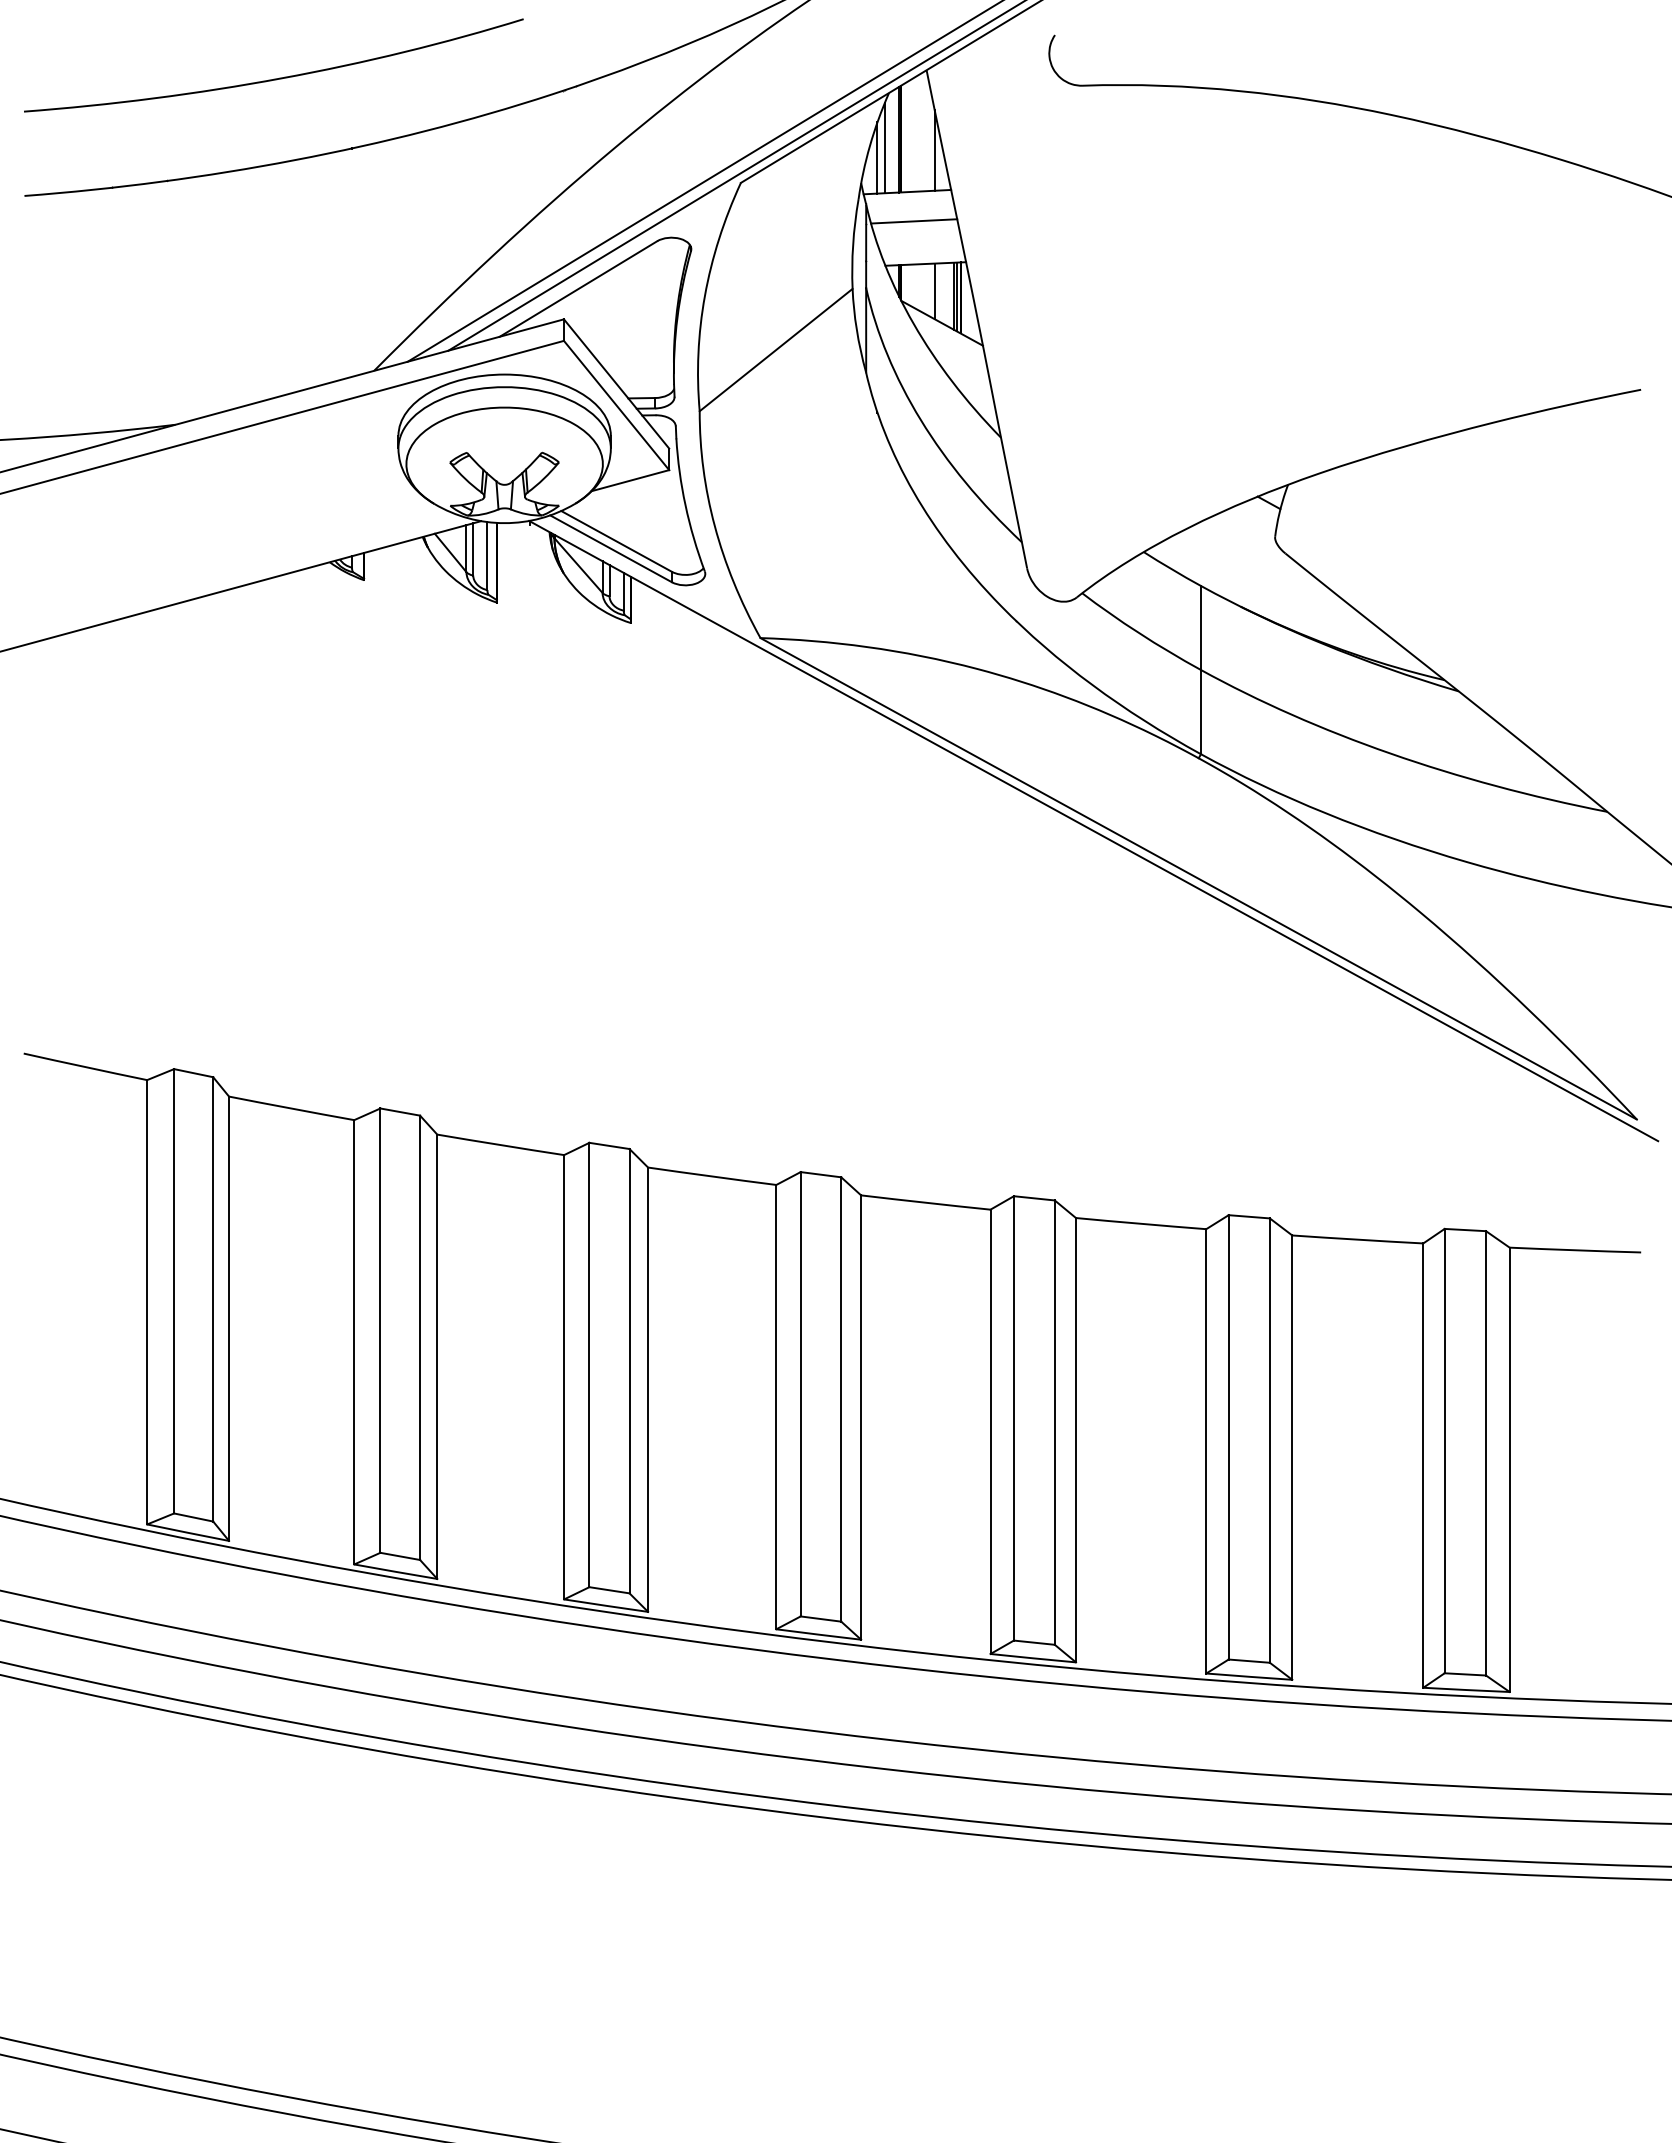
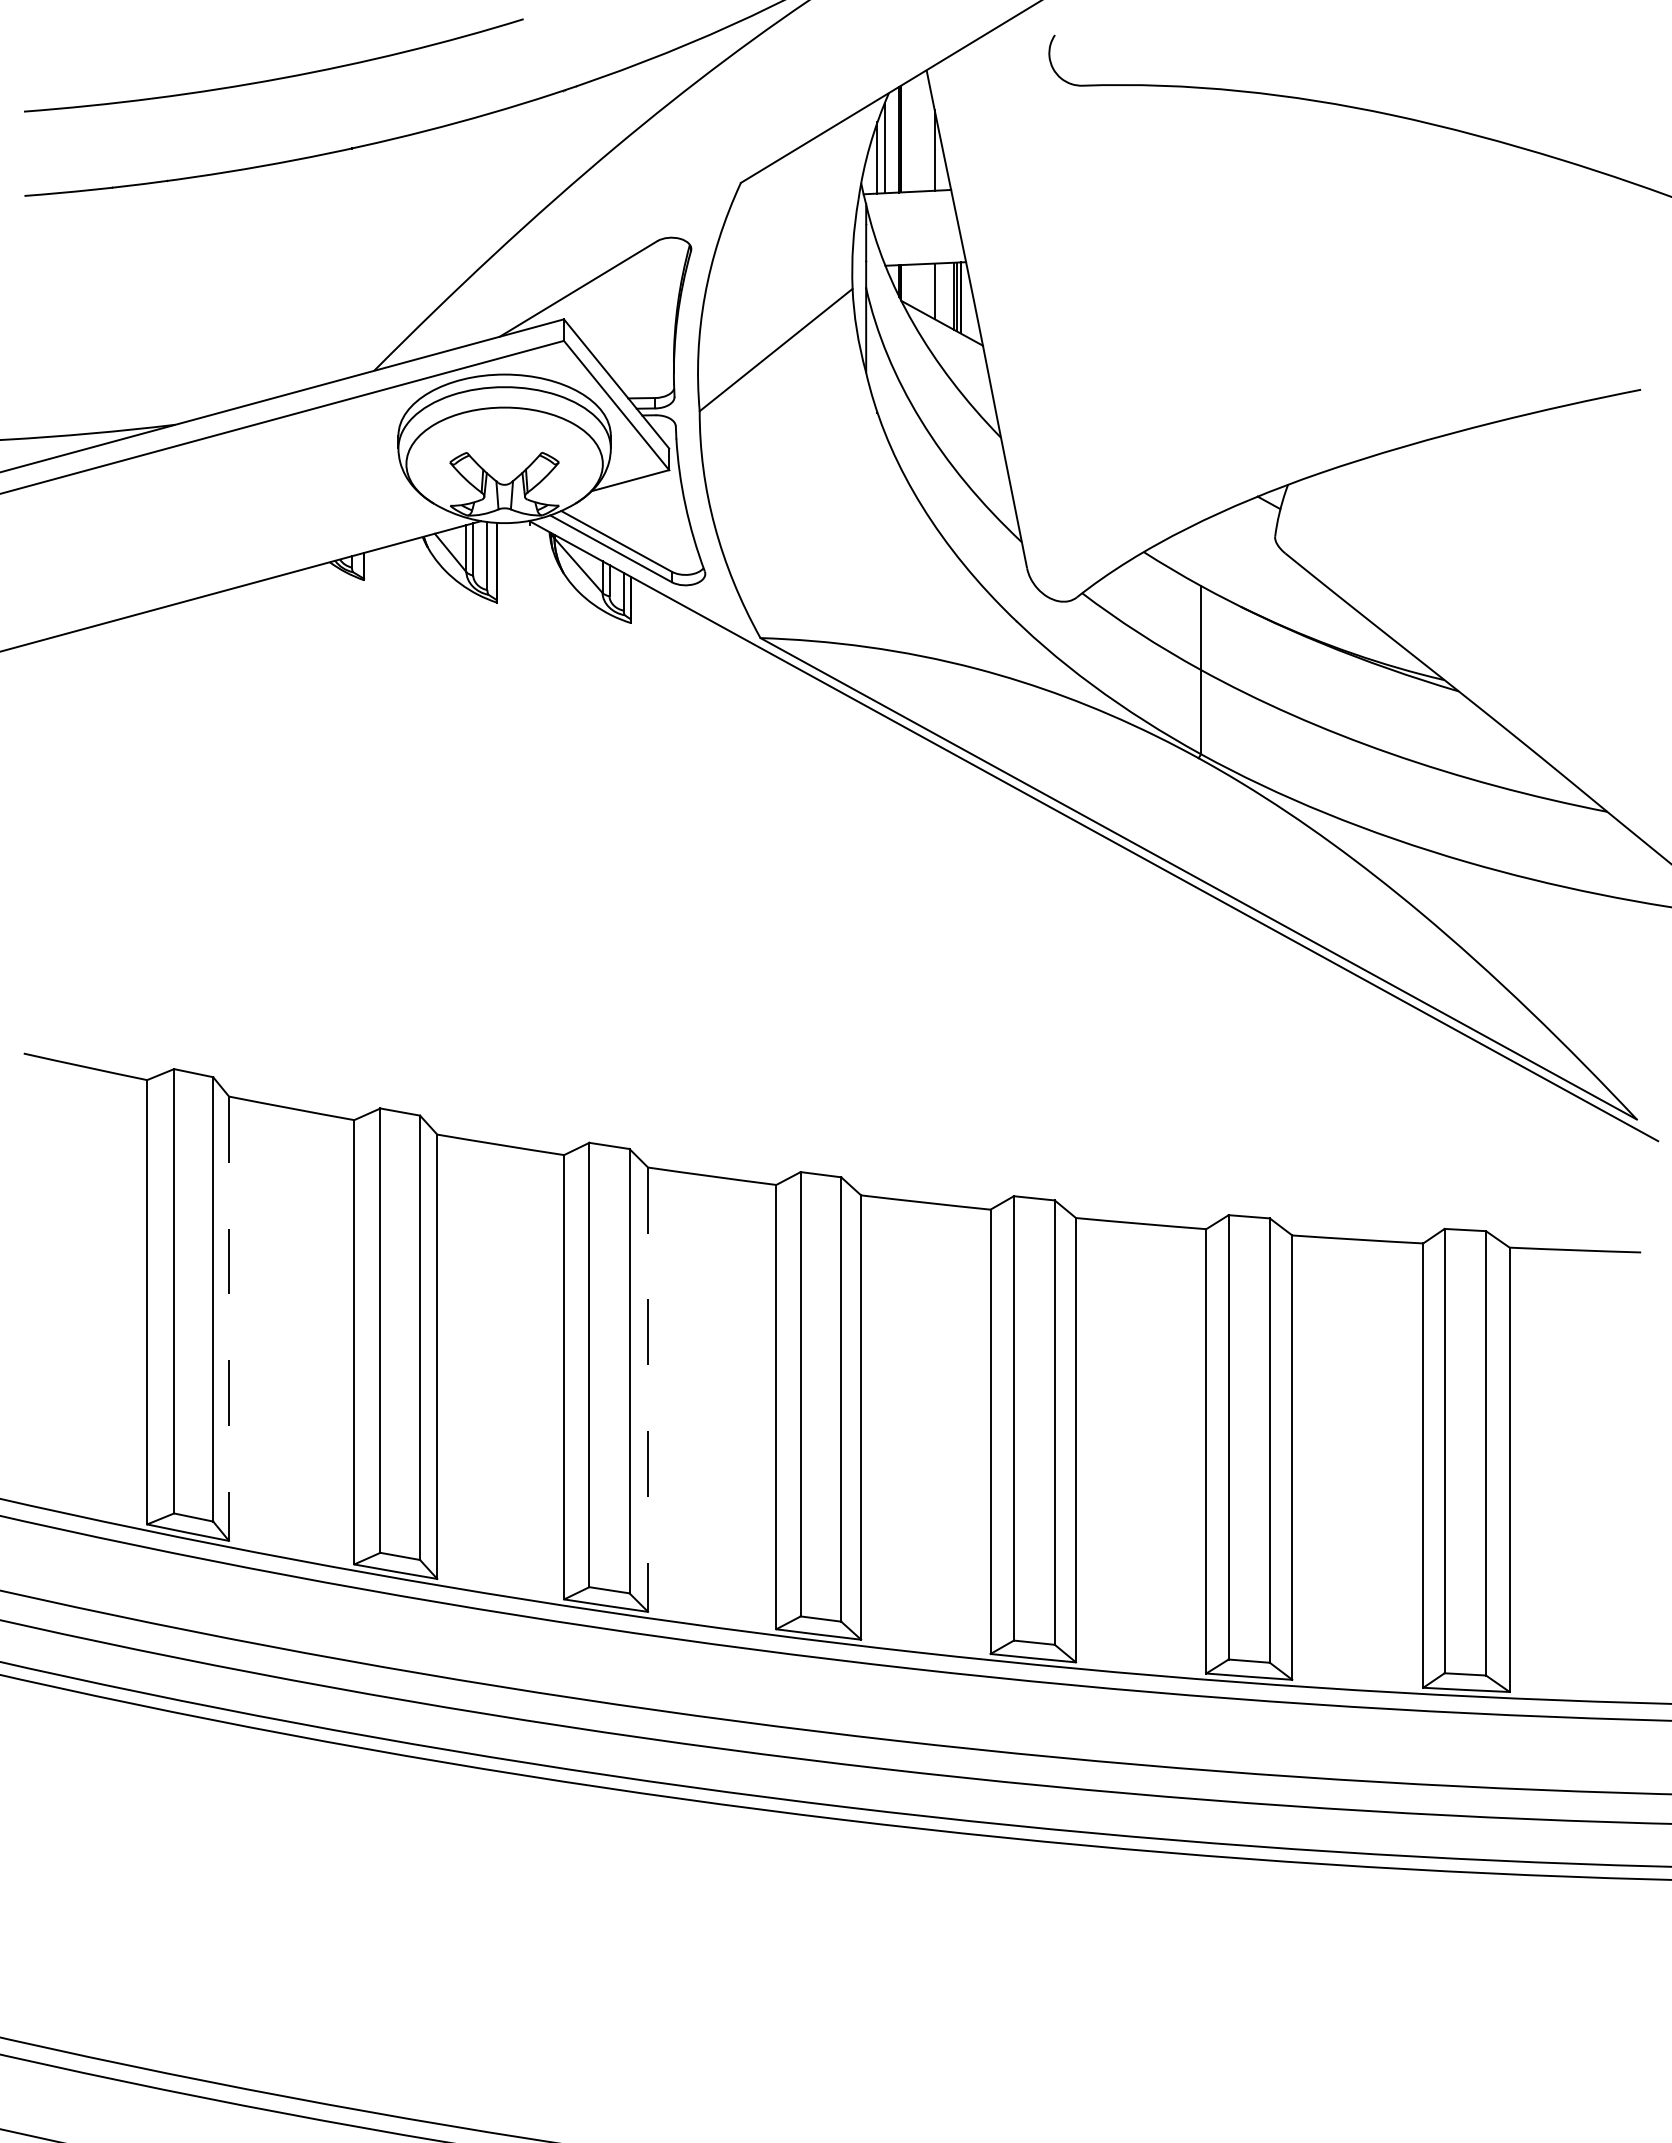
line: present -> none (735, 176)
line: present -> none (703, 181)
line: present -> none (914, 221)
line: solid -> dashed (229, 1319)
line: solid -> dashed (648, 1390)
